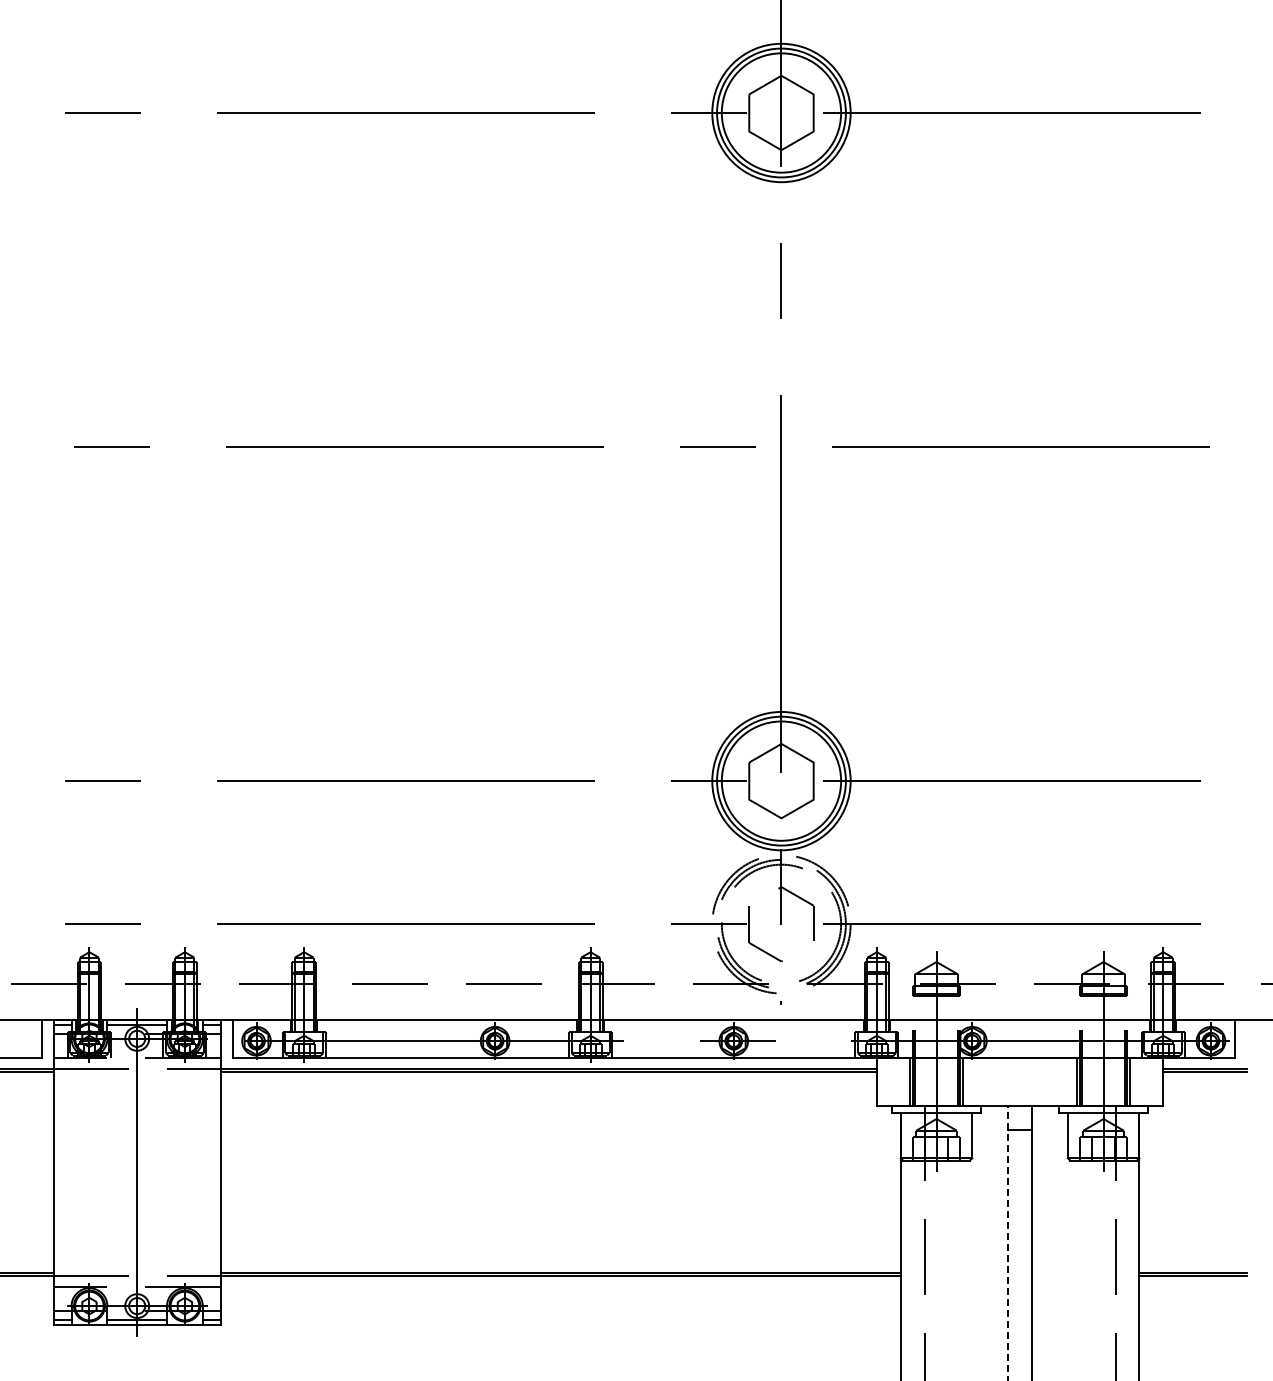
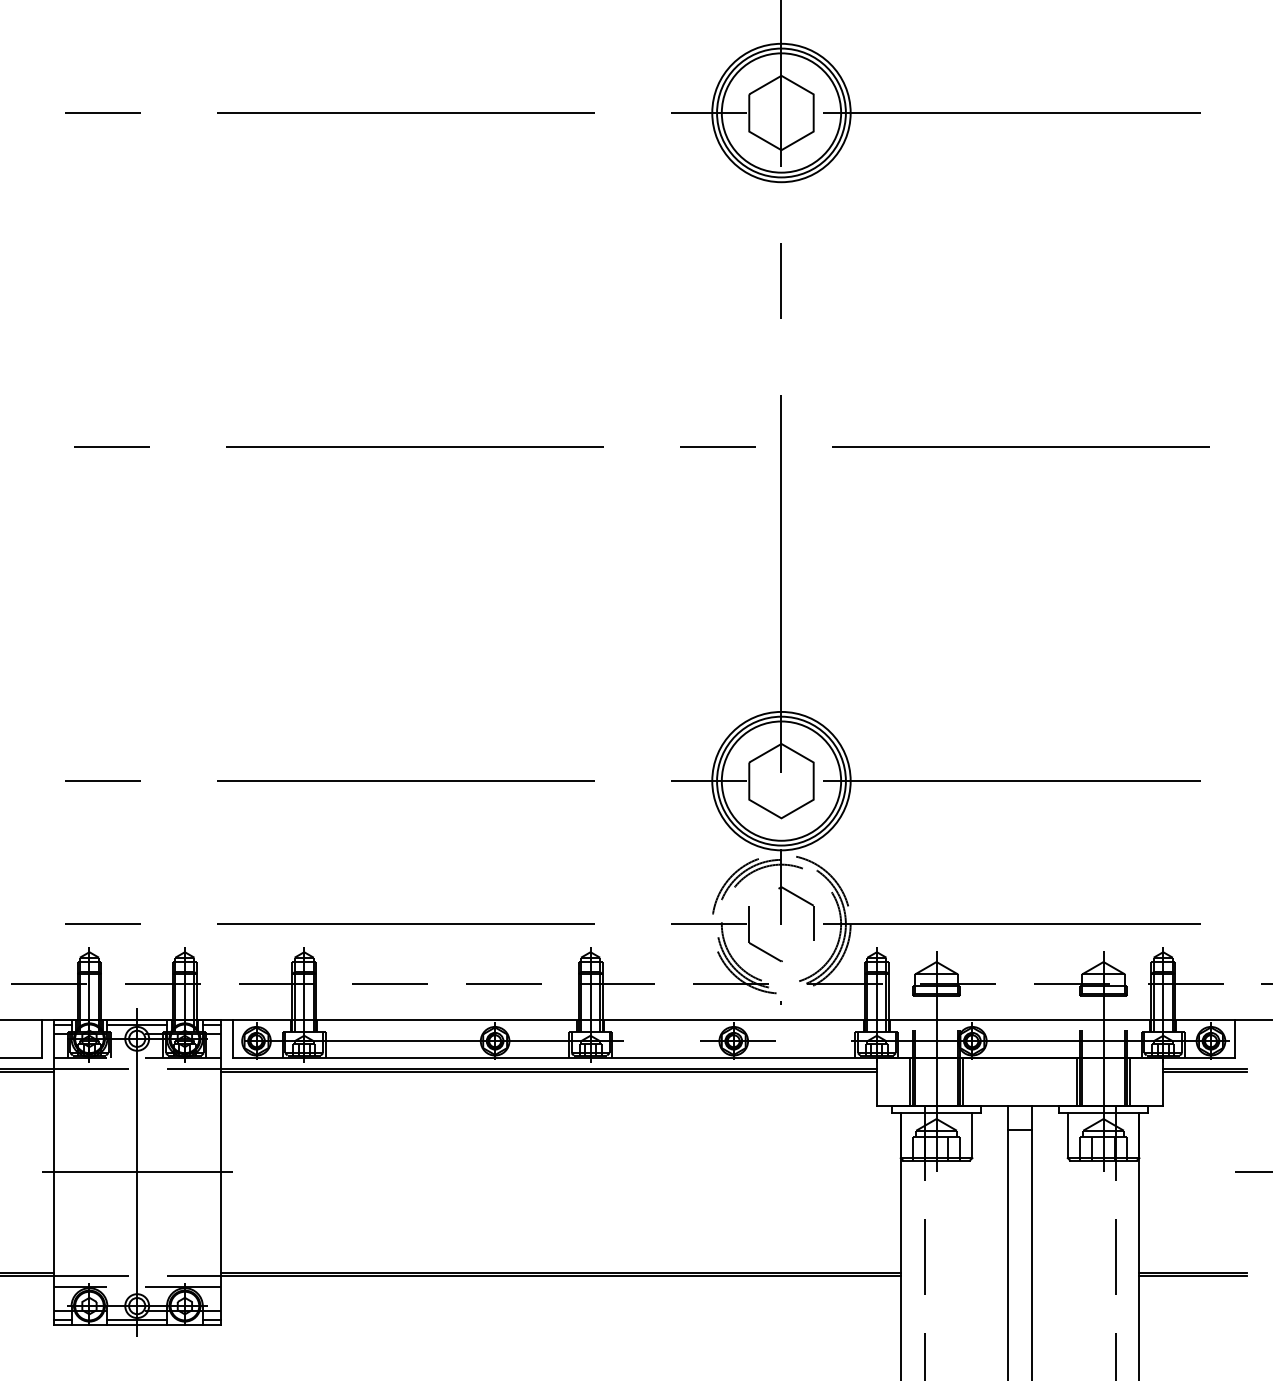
line: none -> present (136, 1172)
line: none -> present (1251, 1172)
line: dashed -> solid (1008, 1242)
